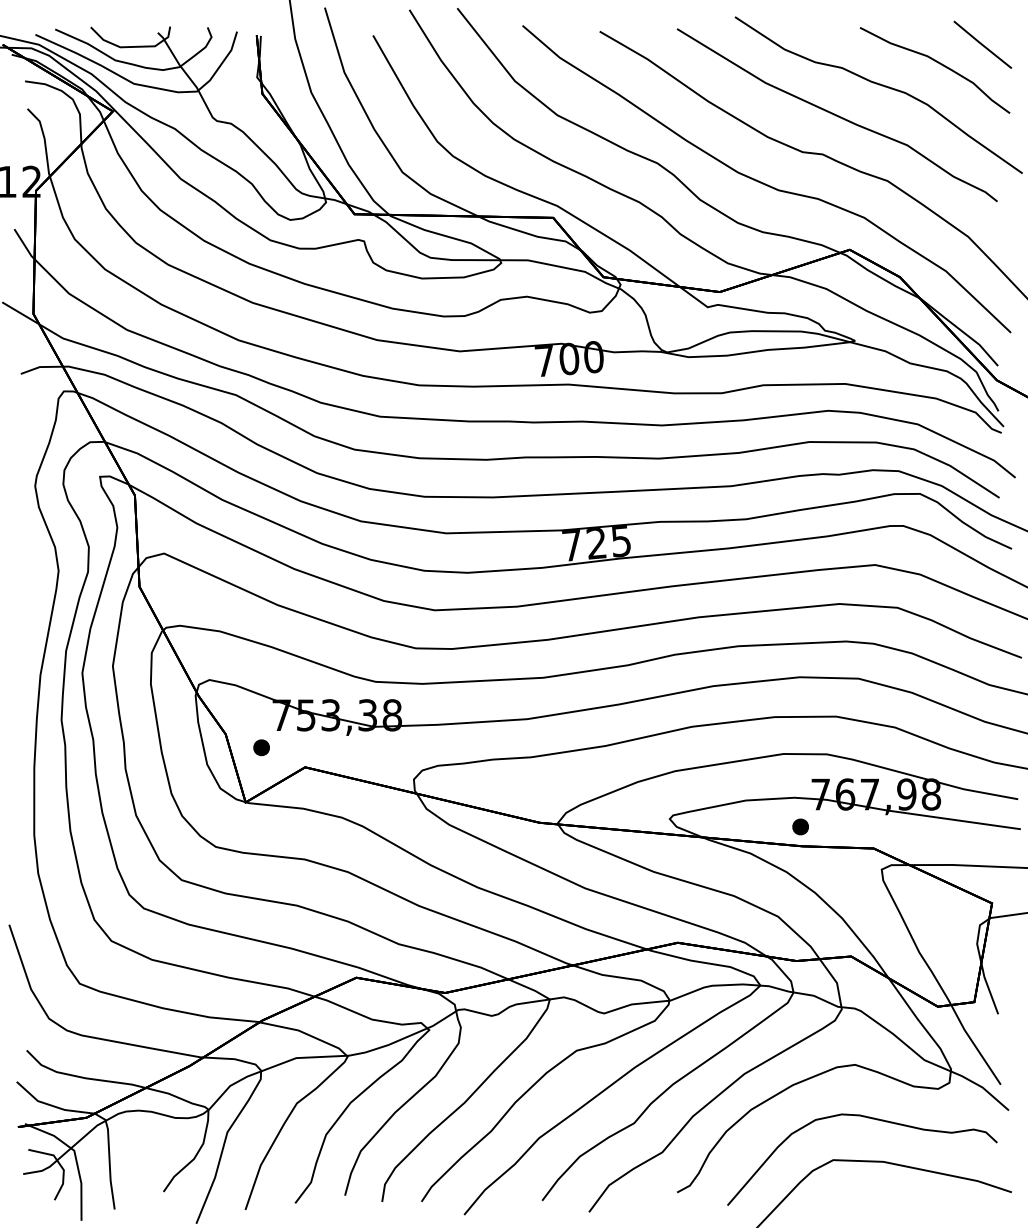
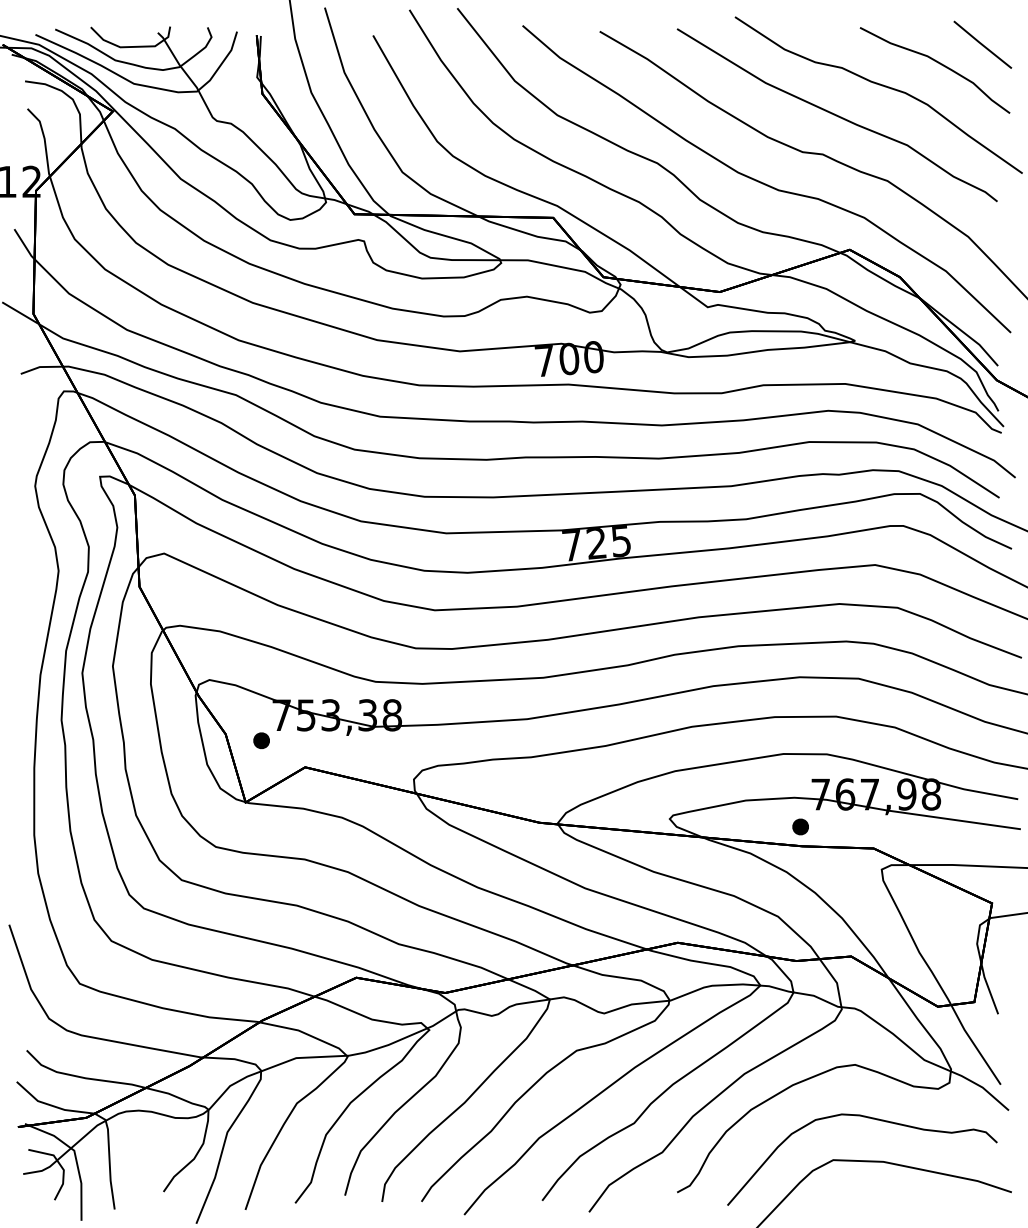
part position: (261, 747) -> (261, 740) (261, 740)
